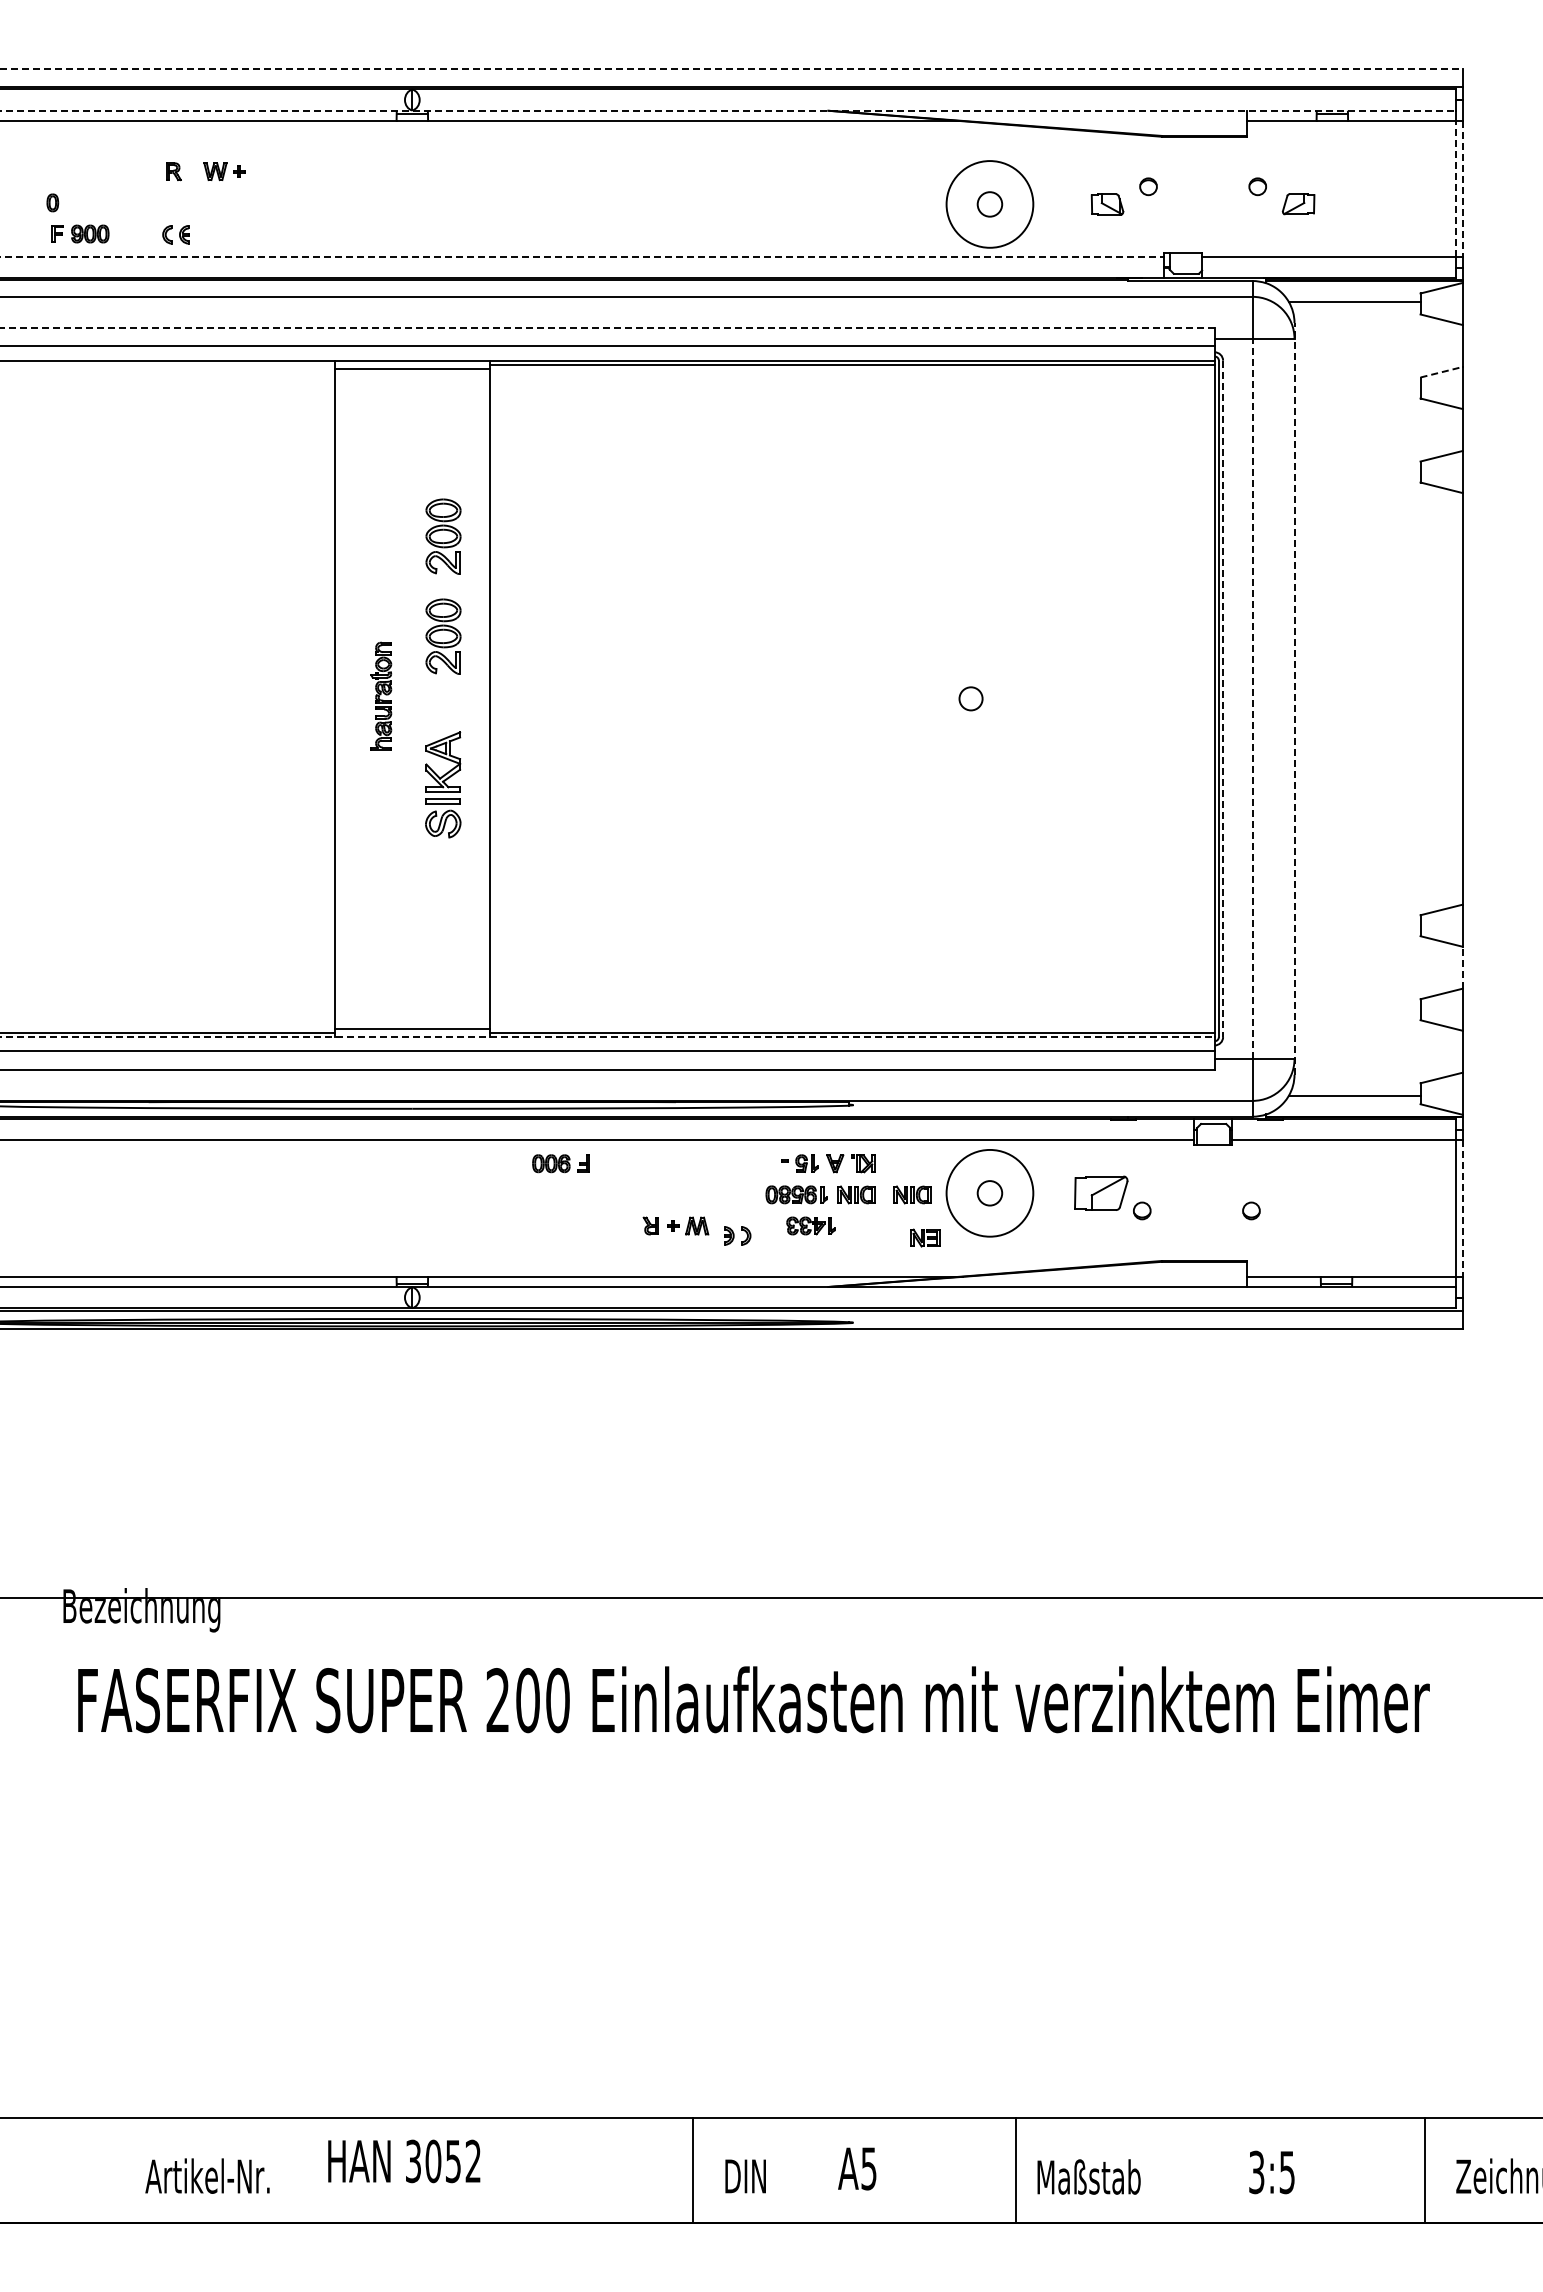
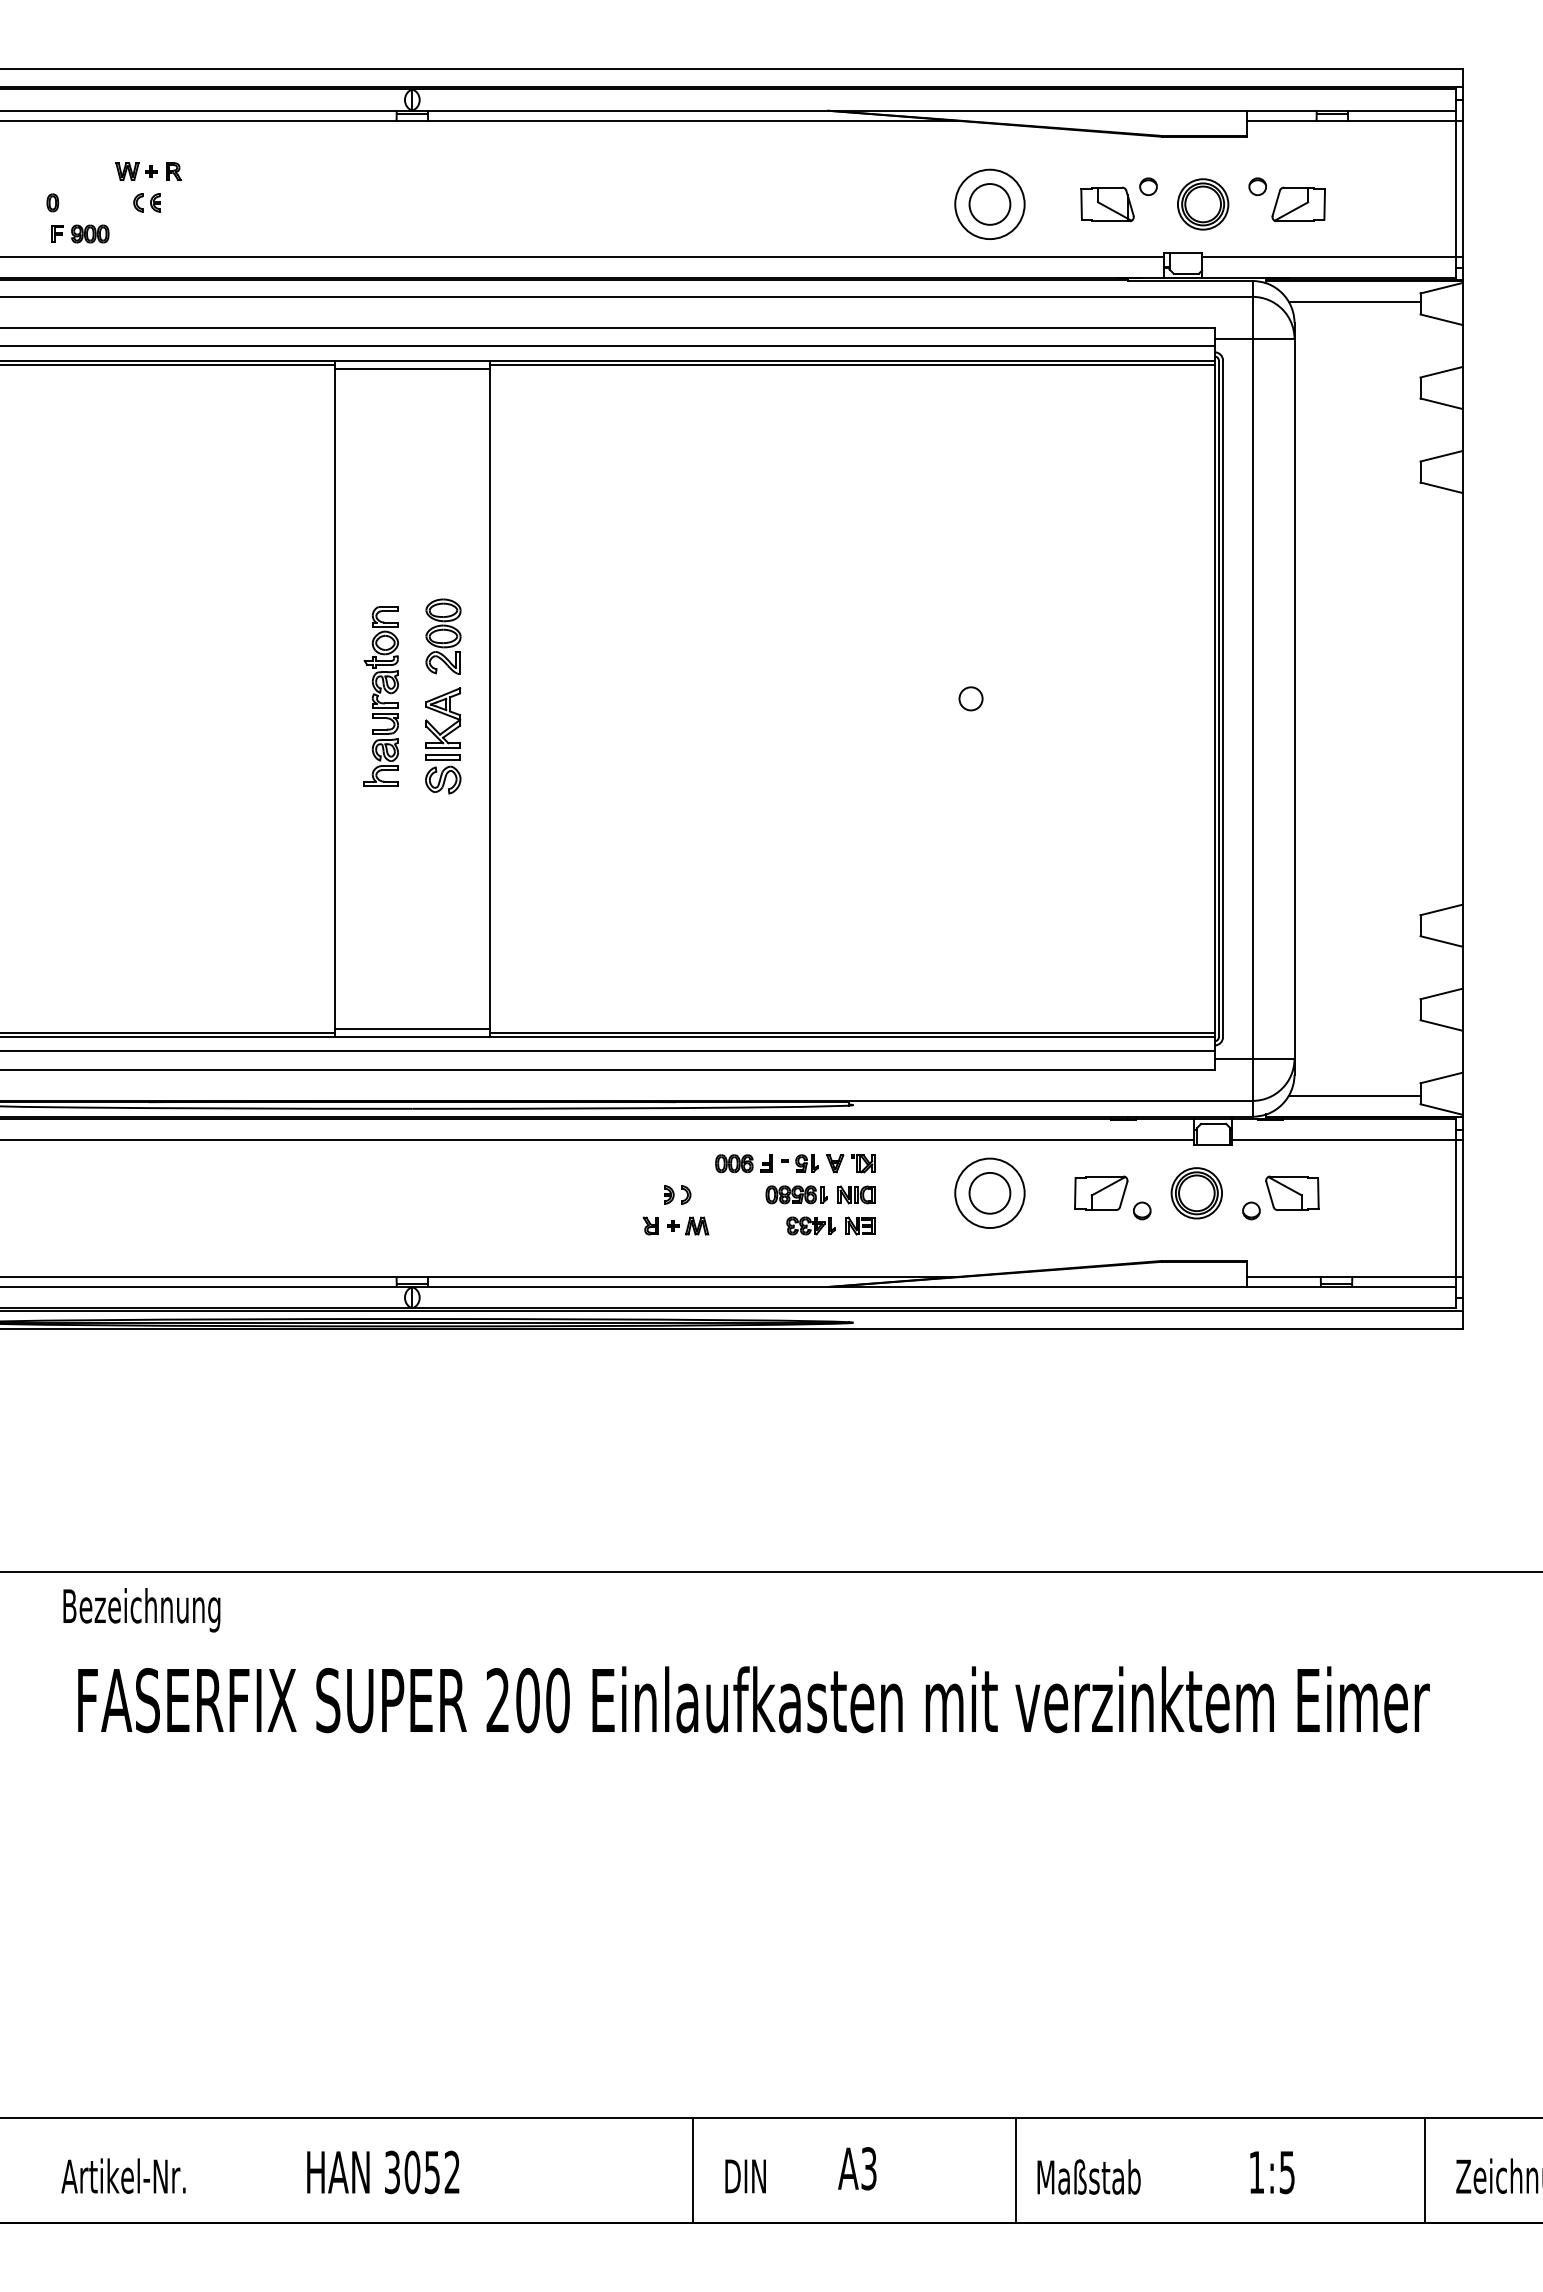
line: dashed -> solid (731, 68)
line: dashed -> solid (728, 110)
part position: (224, 171) -> (136, 171) (136, 171)
line: dashed -> solid (1456, 188)
line: dashed -> solid (1462, 189)
circle diameter: 24 px -> 41 px (989, 204)
circle diameter: 87 px -> 69 px (989, 204)
part size: 35x23 px -> 55x37 px (1107, 204)
part: none -> present (1203, 204)
part size: 35x23 px -> 55x36 px (1298, 203)
part position: (175, 234) -> (146, 202) (146, 202)
line: dashed -> solid (582, 257)
line: dashed -> solid (607, 328)
line: none -> present (168, 364)
line: dashed -> solid (1441, 372)
part: present -> none (443, 536)
part size: 23x110 px -> 36x181 px (380, 696)
line: dashed -> solid (1252, 698)
line: dashed -> solid (1294, 698)
line: dashed -> solid (1223, 699)
part position: (443, 784) -> (443, 740) (443, 740)
line: dashed -> solid (1462, 967)
line: dashed -> solid (607, 1037)
part position: (560, 1163) -> (743, 1163) (743, 1163)
circle diameter: 87 px -> 69 px (989, 1193)
part: none -> present (1292, 1192)
circle diameter: 24 px -> 41 px (989, 1192)
part: none -> present (1196, 1193)
part: present -> none (912, 1194)
line: dashed -> solid (1462, 1208)
part position: (737, 1235) -> (677, 1194) (677, 1194)
part position: (925, 1237) -> (860, 1225) (860, 1225)
line position: (770, 1598) -> (770, 1572) (770, 1572)
text position: (404, 2161) -> (383, 2172) (383, 2172)
text: A5 -> A3 (869, 2168)
text: 3:5 -> 1:5 (1256, 2172)
text position: (207, 2175) -> (123, 2175) (123, 2175)
